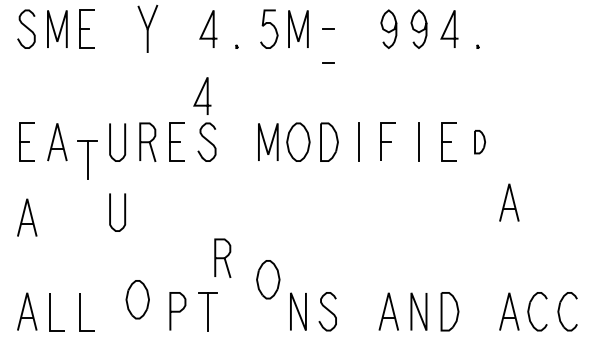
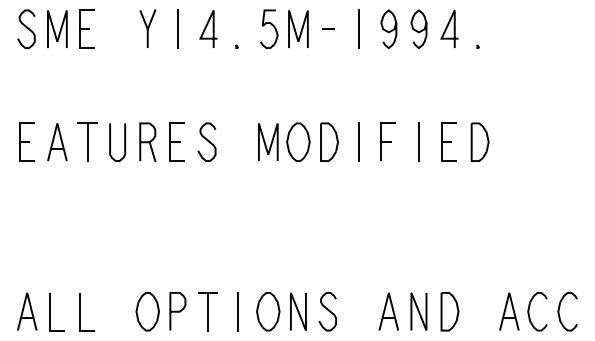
part size: 22x49 px -> 18x39 px (147, 28)
line: none -> present (177, 29)
line: none -> present (358, 29)
line: present -> none (328, 62)
line: present -> none (200, 95)
part size: 12x25 px -> 20x40 px (479, 141)
part position: (87, 159) -> (87, 141) (87, 141)
part: present -> none (509, 202)
curve: present -> none (110, 212)
part: present -> none (27, 217)
part: present -> none (222, 257)
part position: (268, 279) -> (268, 311) (268, 311)
part position: (137, 299) -> (147, 311) (147, 311)
line: none -> present (238, 311)
